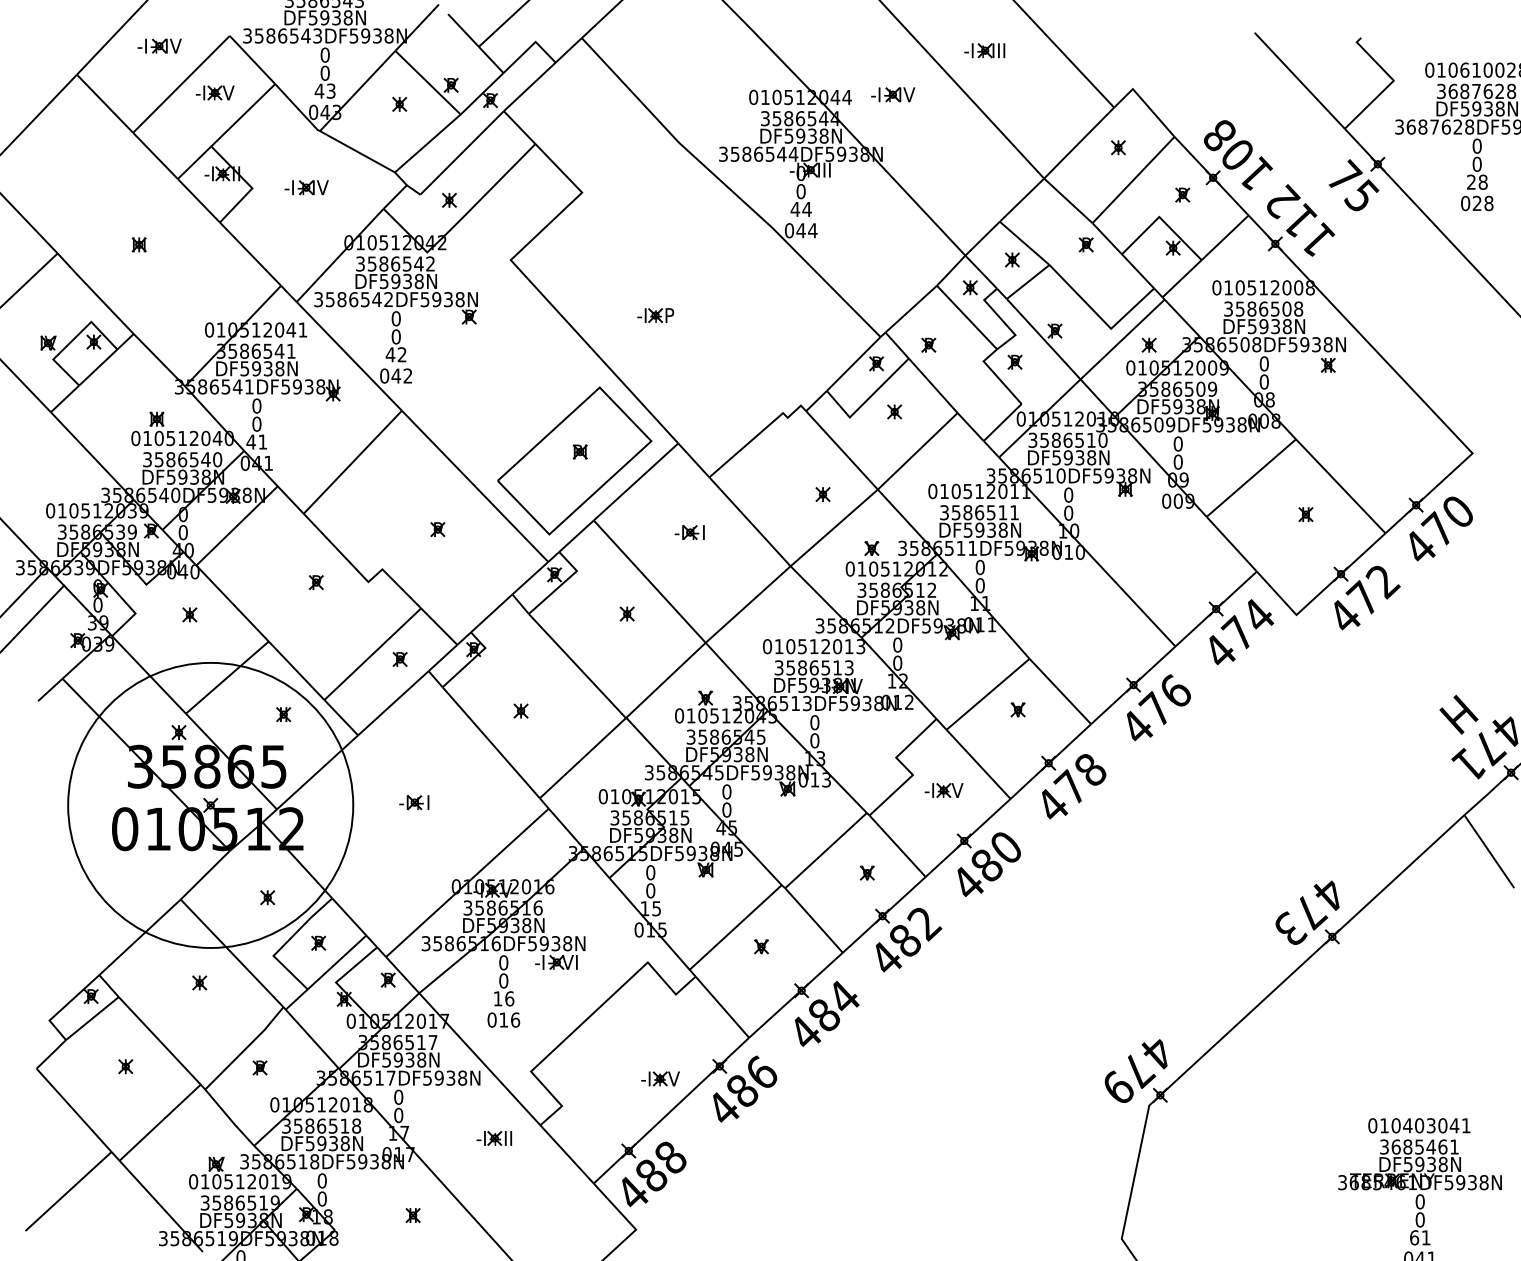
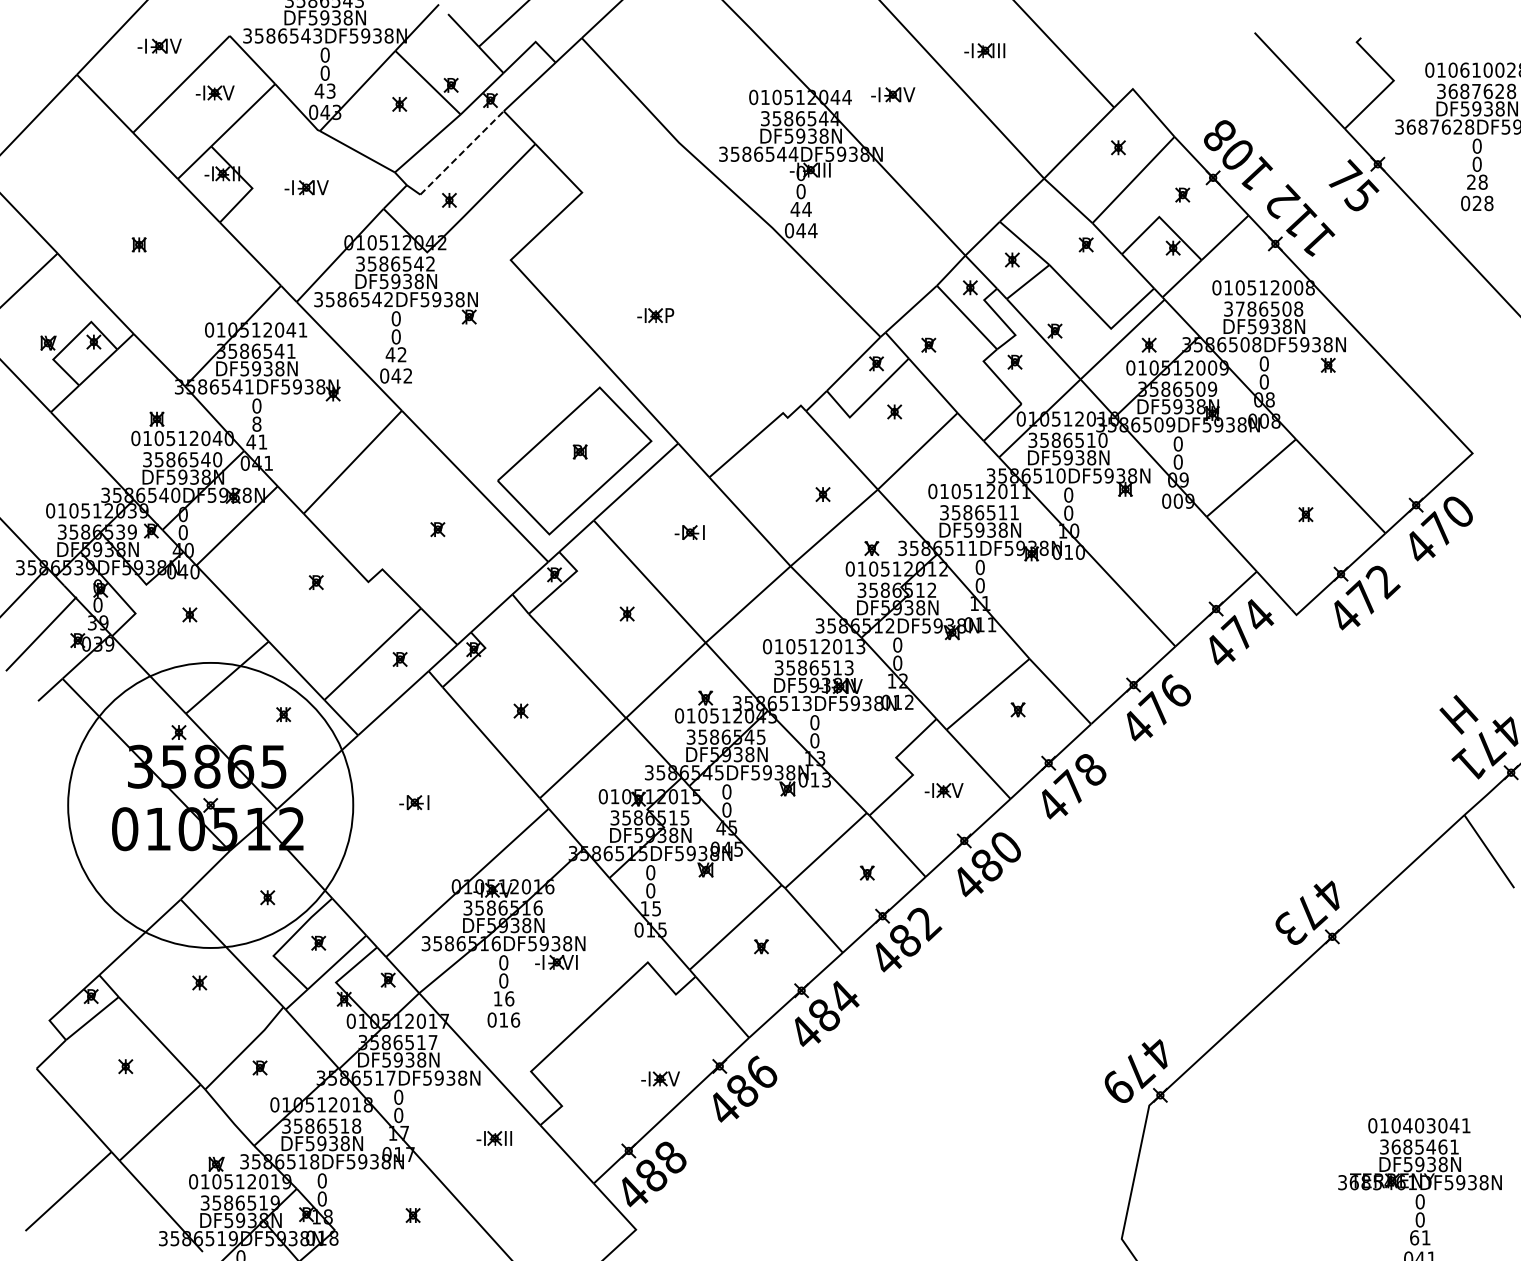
line: solid -> dashed (462, 152)
text: 3586508 -> 3786508 (1239, 308)
text: 0 -> 8 (256, 423)
line position: (33, 617) -> (41, 633) (41, 633)
